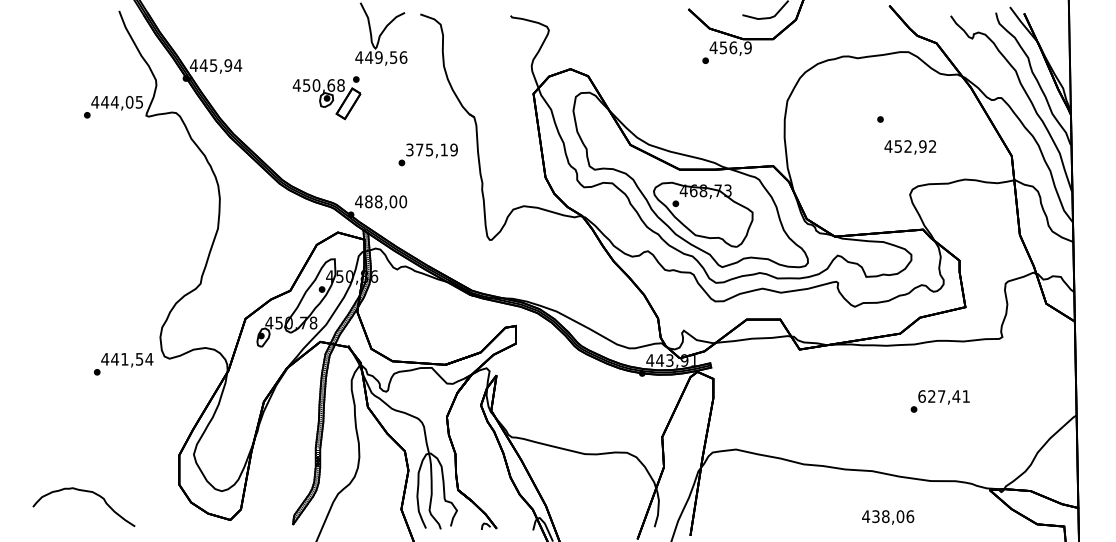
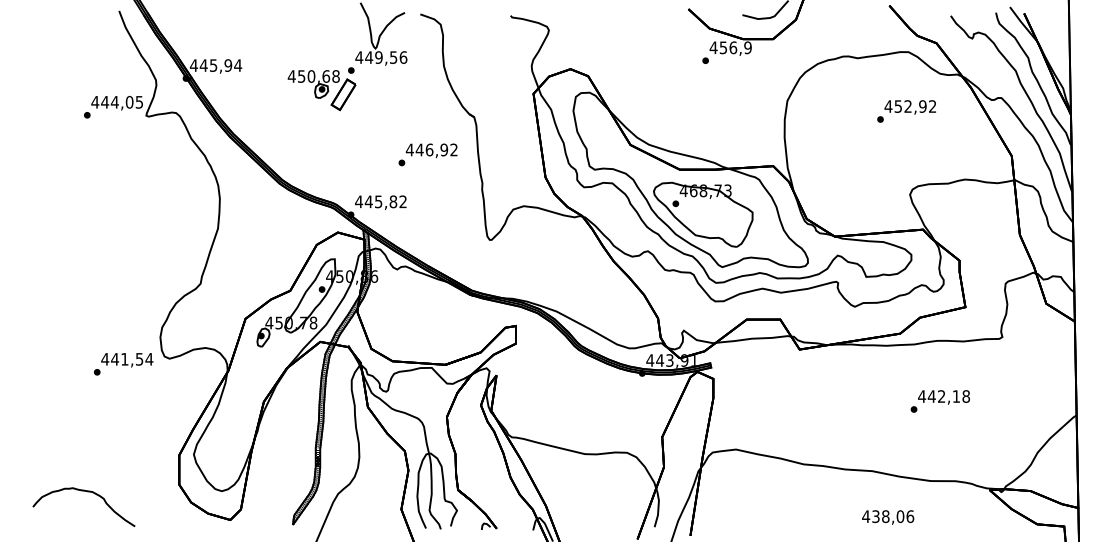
part position: (326, 98) -> (321, 89) (321, 89)
text position: (909, 147) -> (909, 107) (909, 107)
text: 375,19 -> 446,92 (431, 149)
text: 488,00 -> 445,82 (385, 201)
text: 627,41 -> 442,18 (944, 396)
